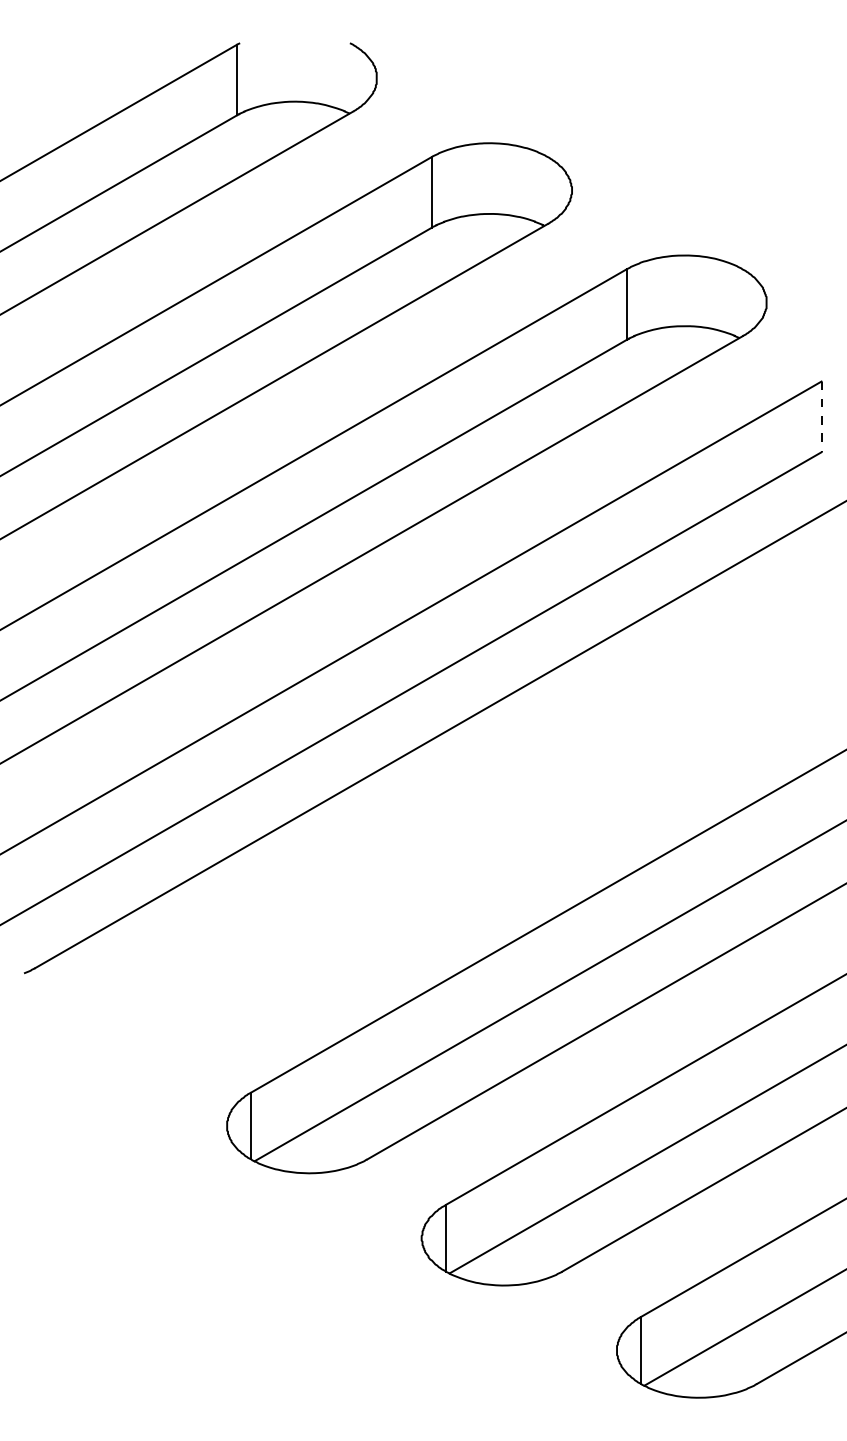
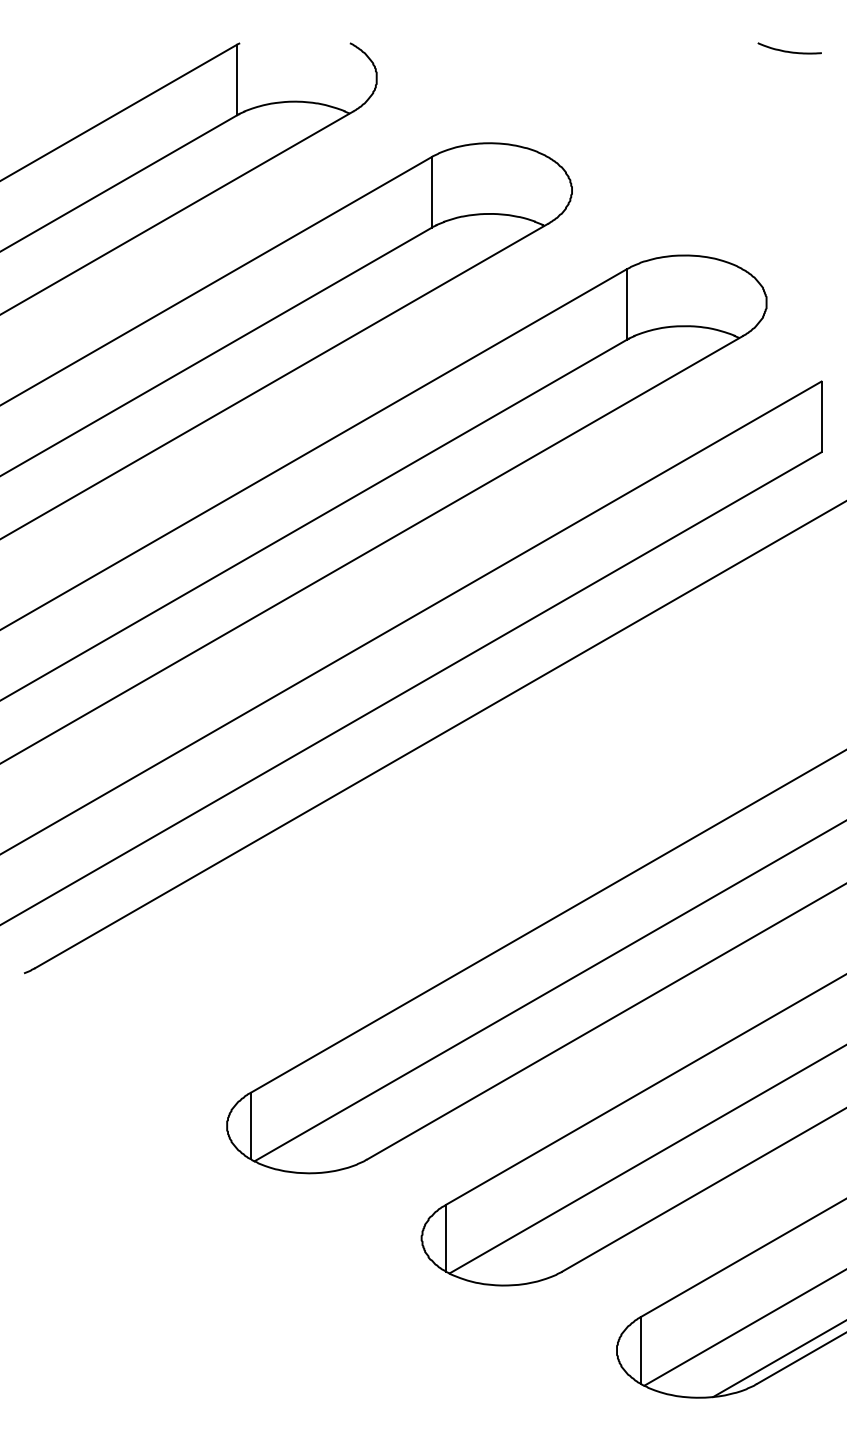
curve: none -> present (787, 50)
line: dashed -> solid (821, 417)
line: none -> present (778, 1359)
